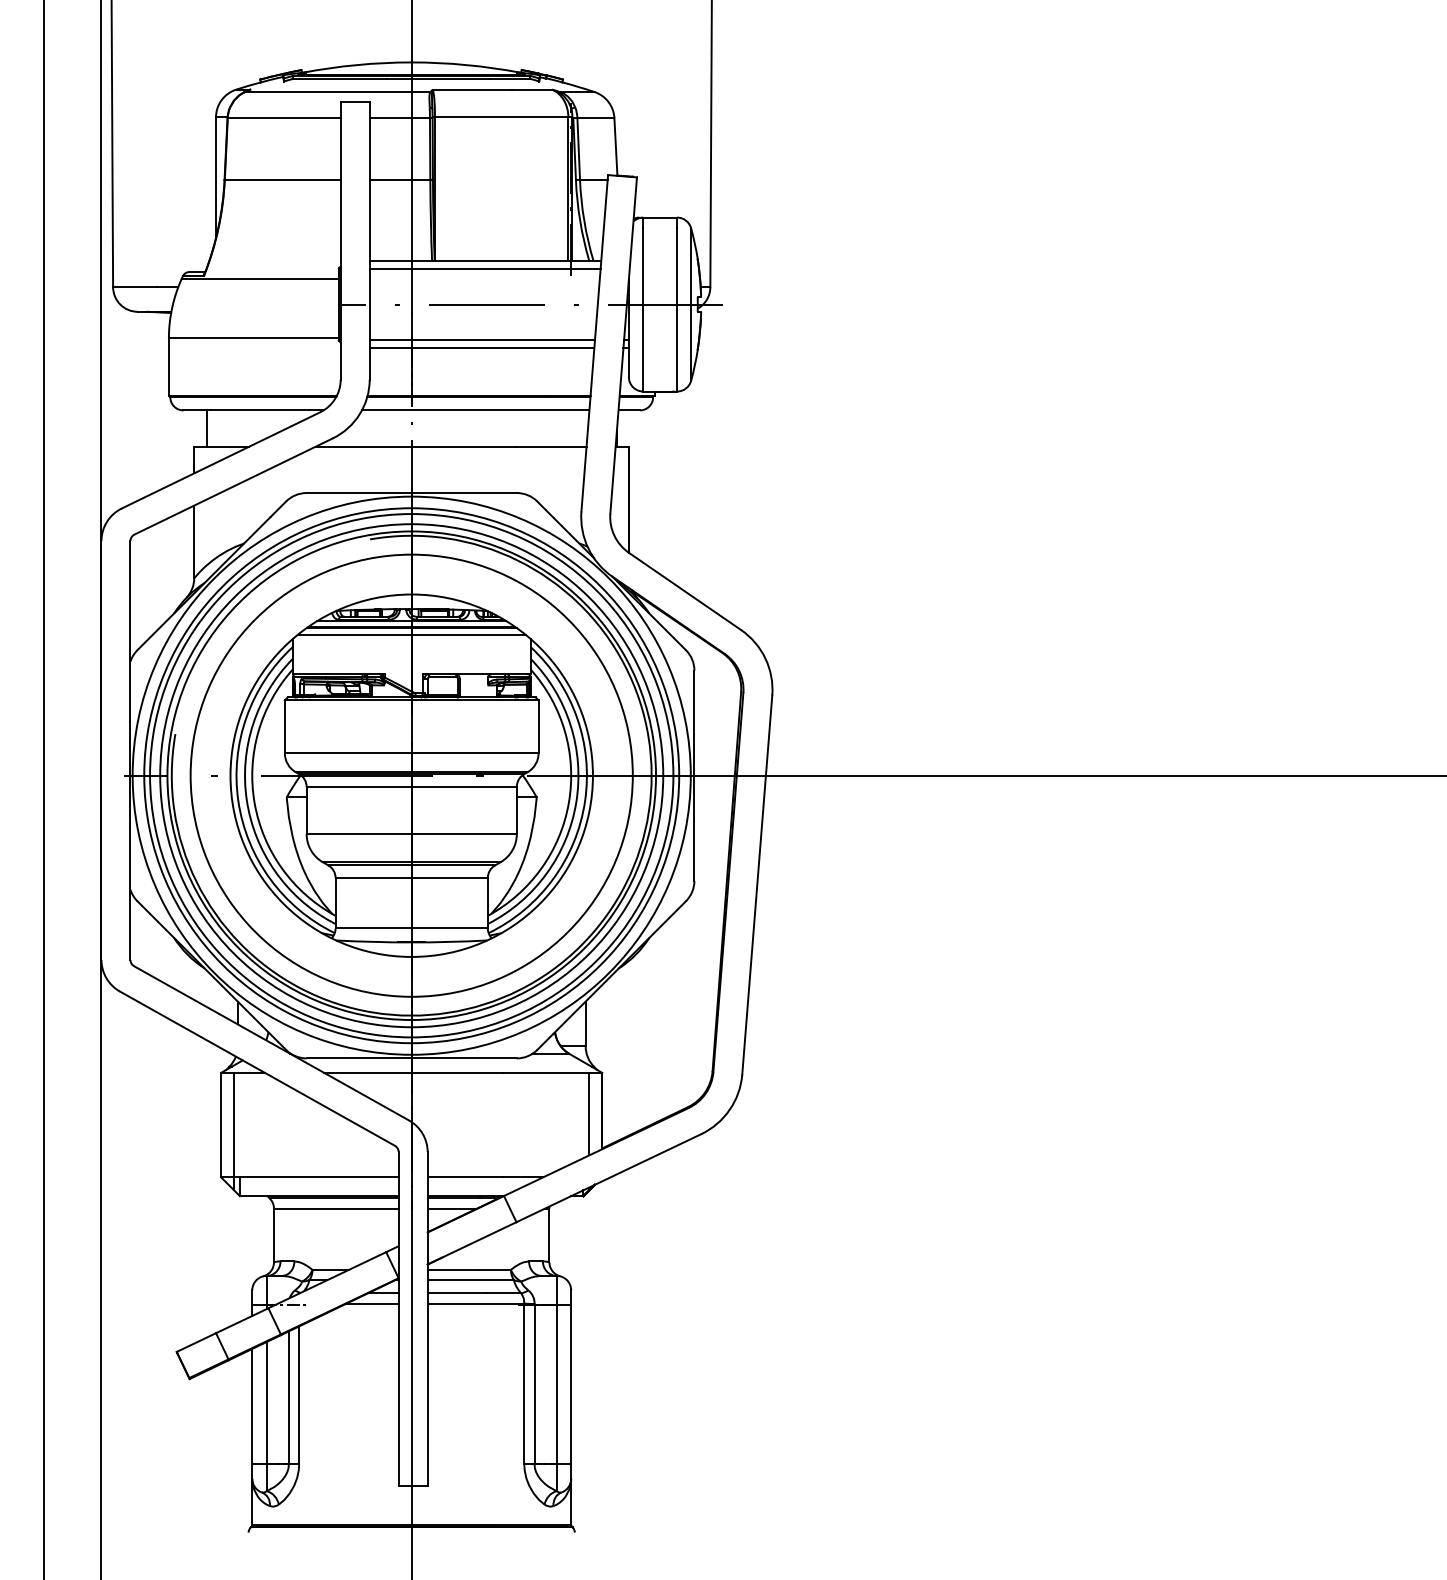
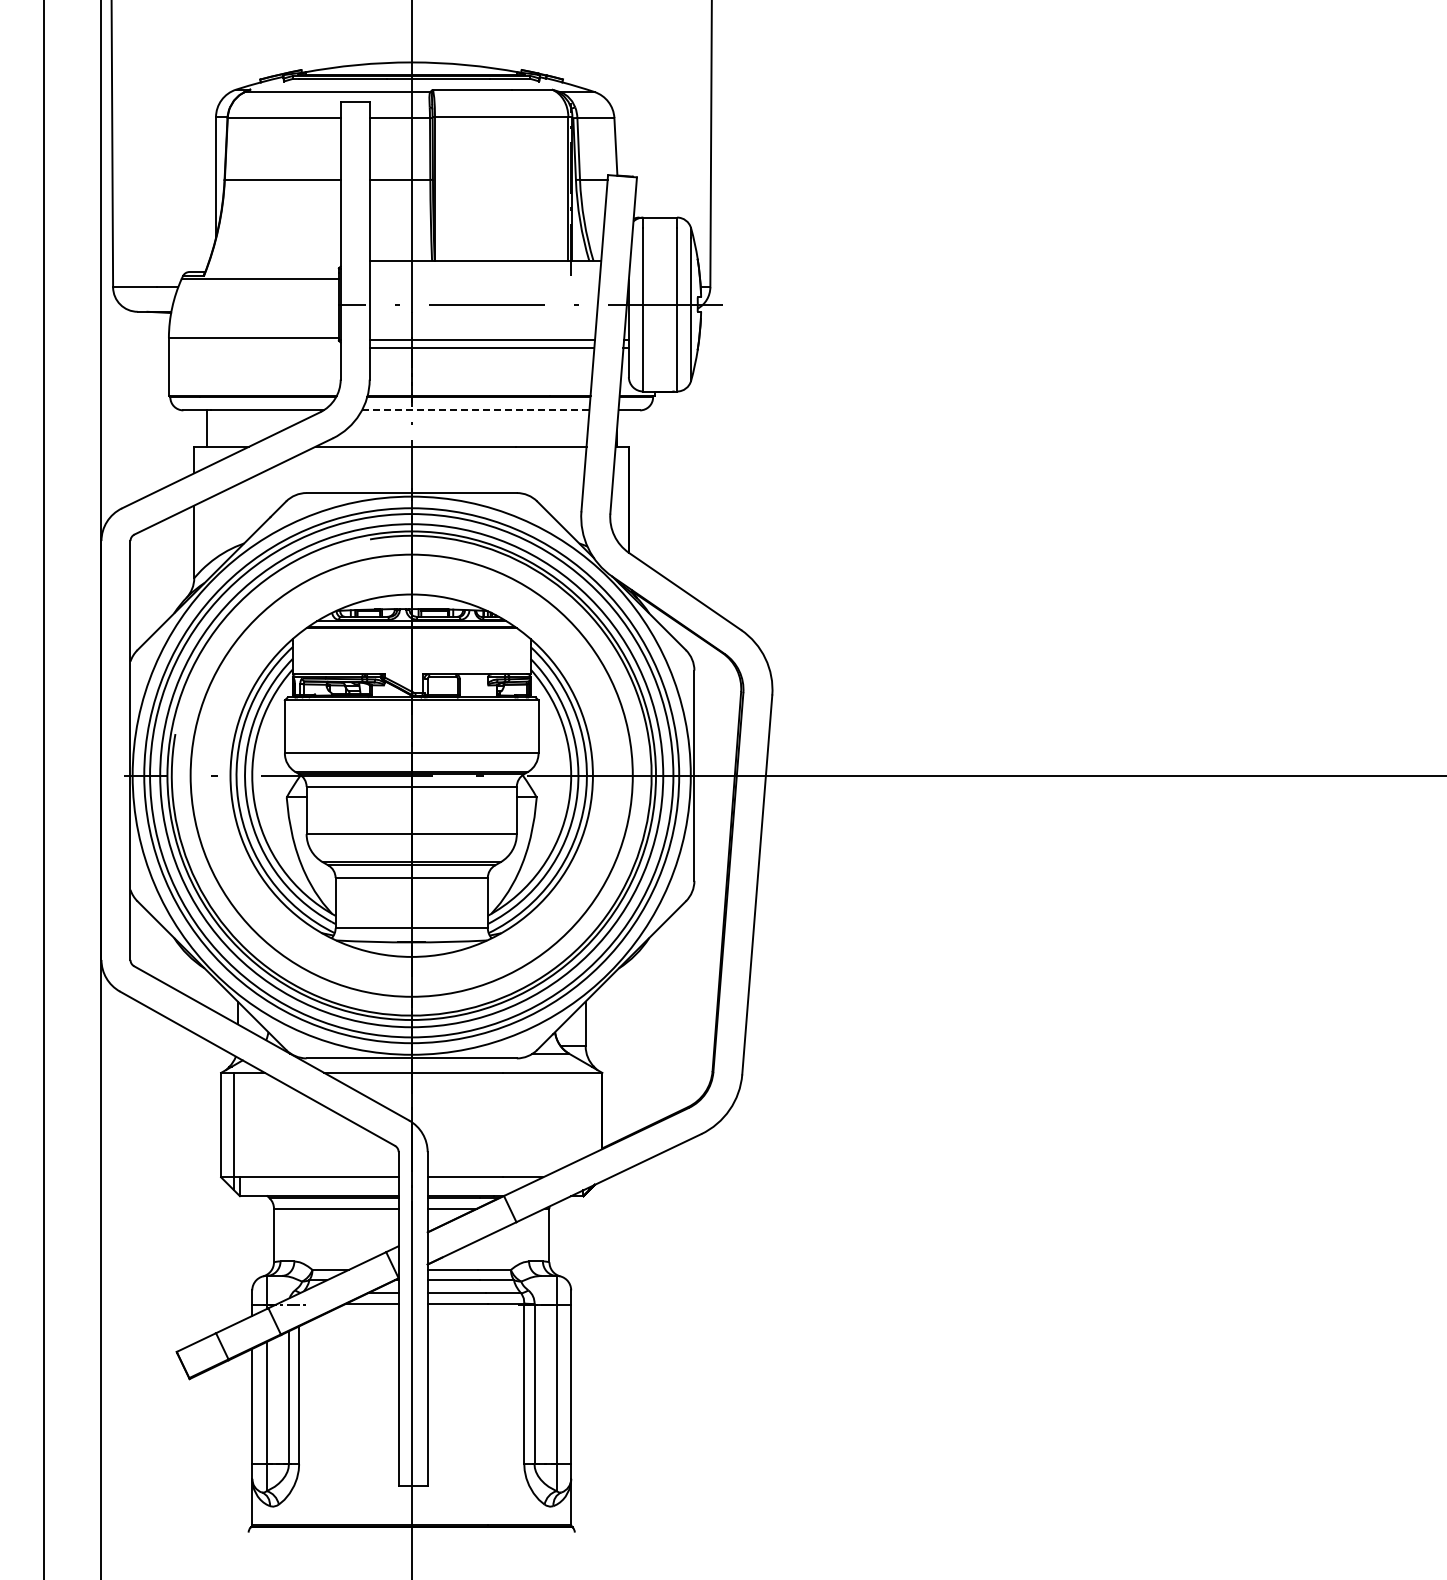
line: present -> none (484, 268)
line: solid -> dashed (475, 410)
line: present -> none (411, 634)
line: present -> none (589, 1113)
